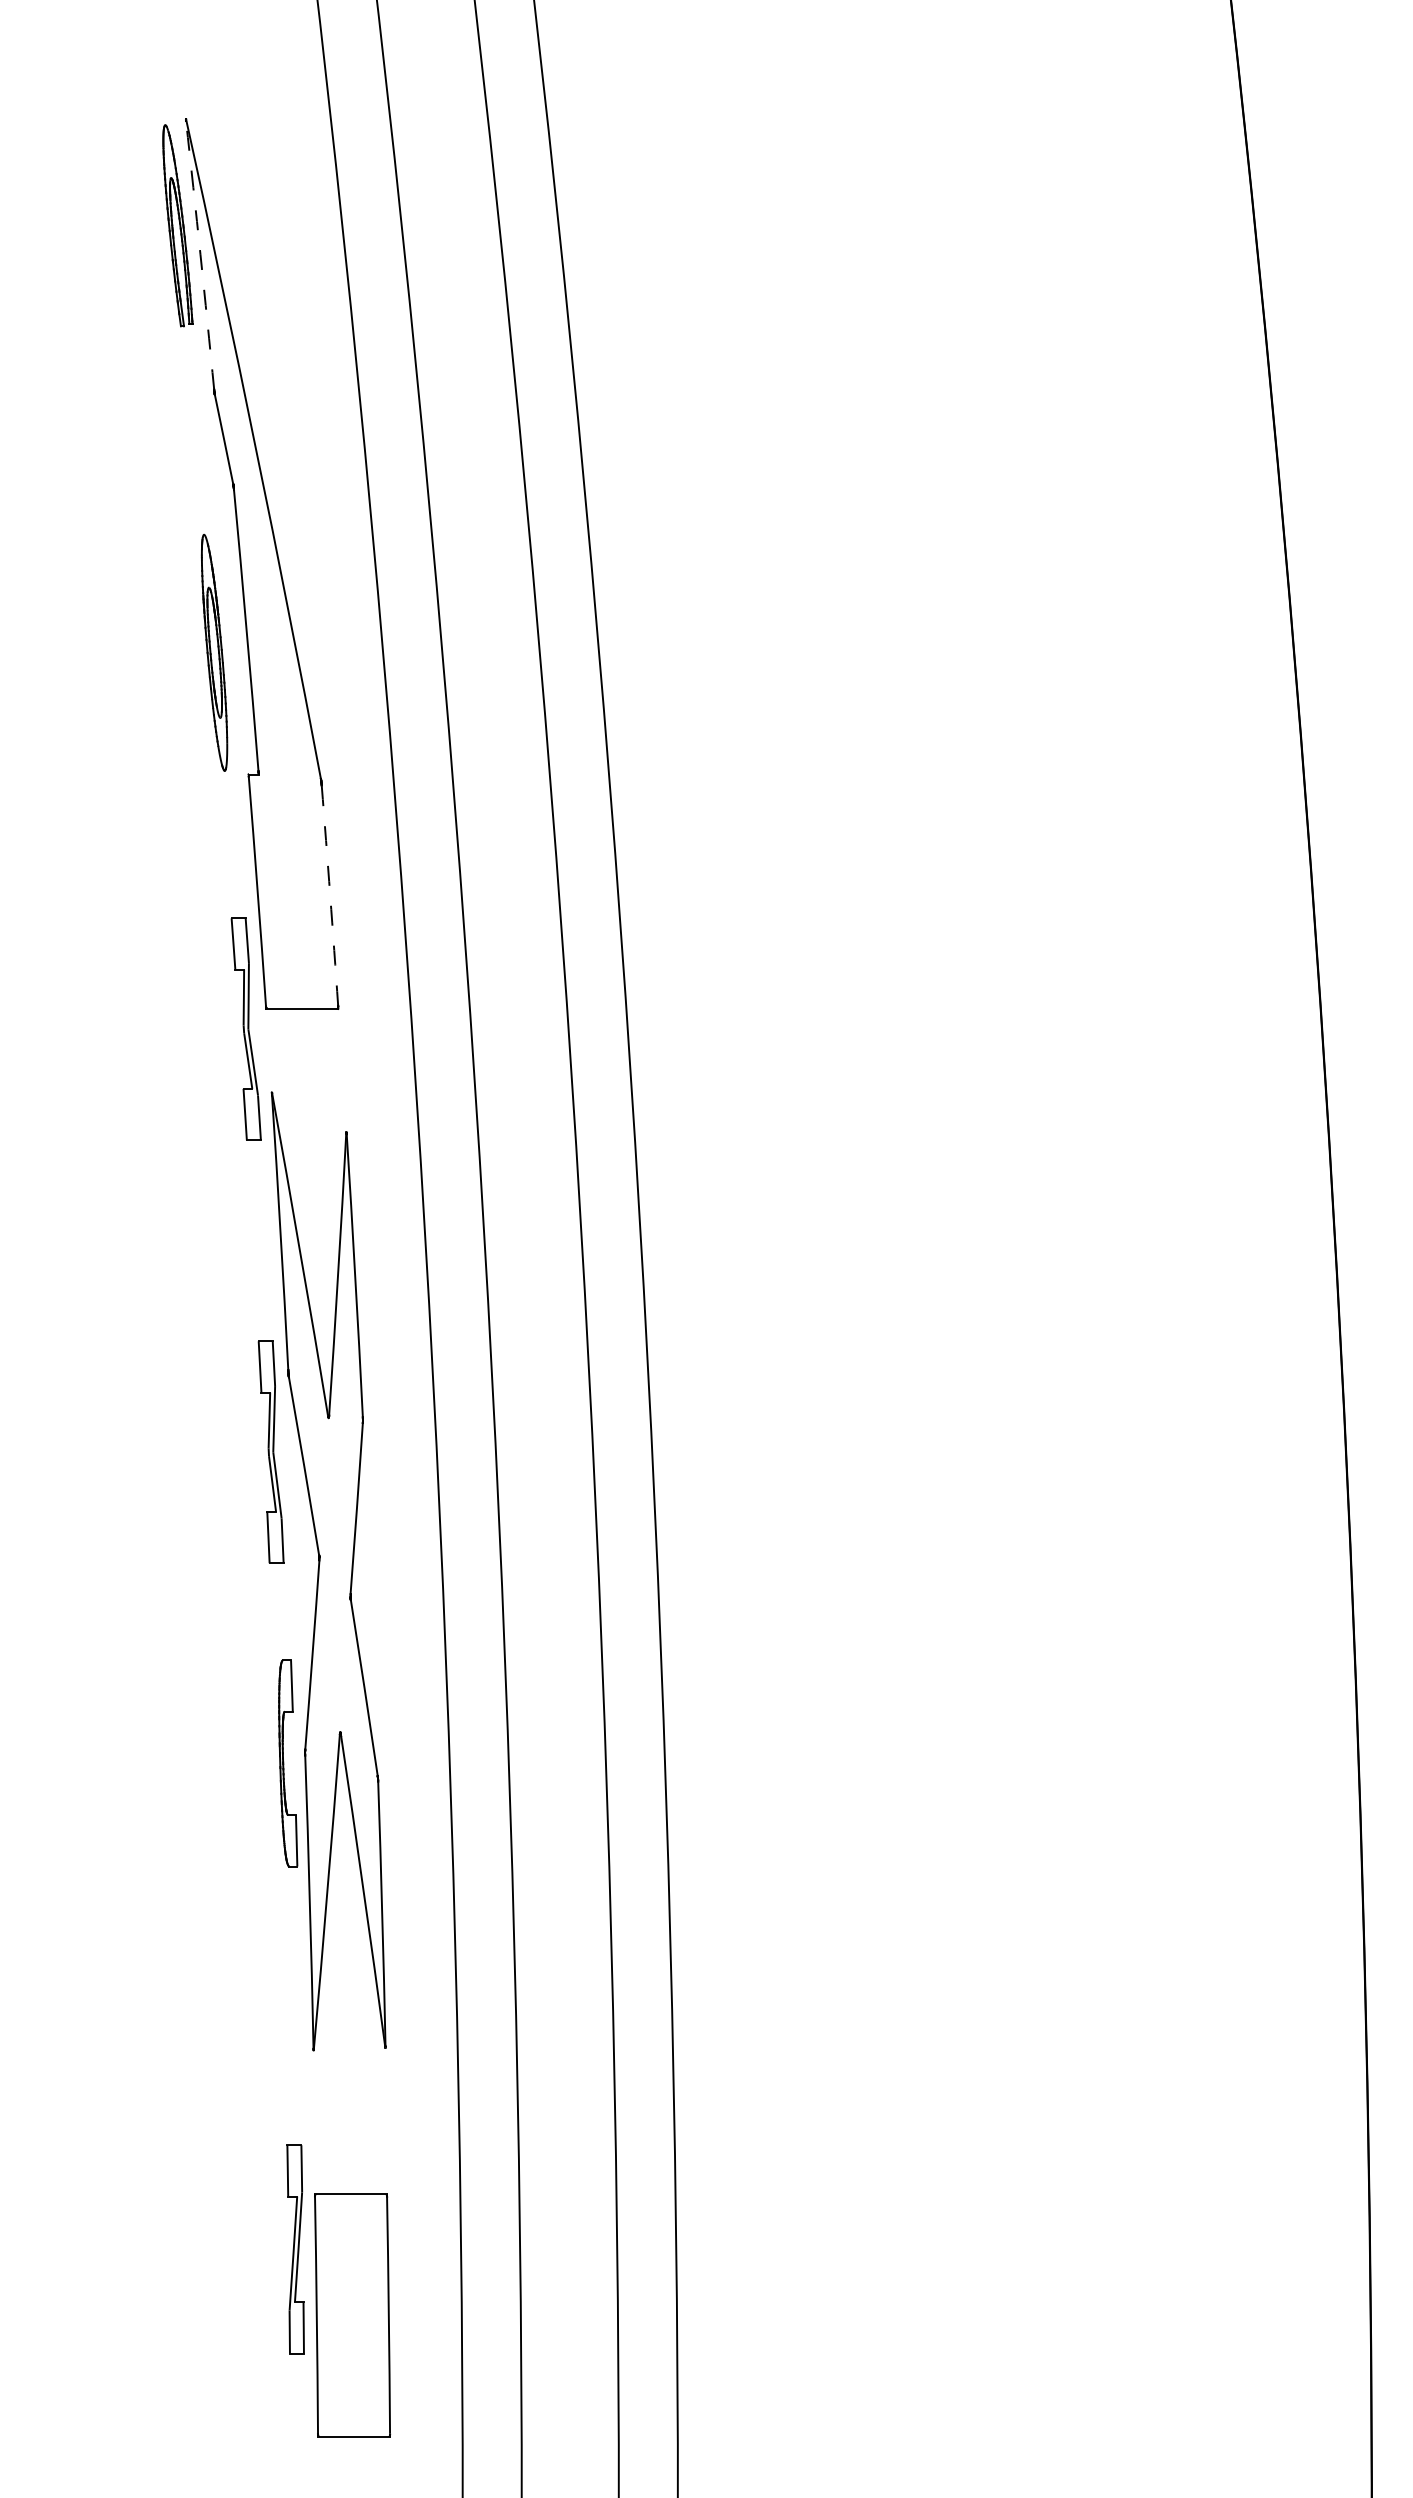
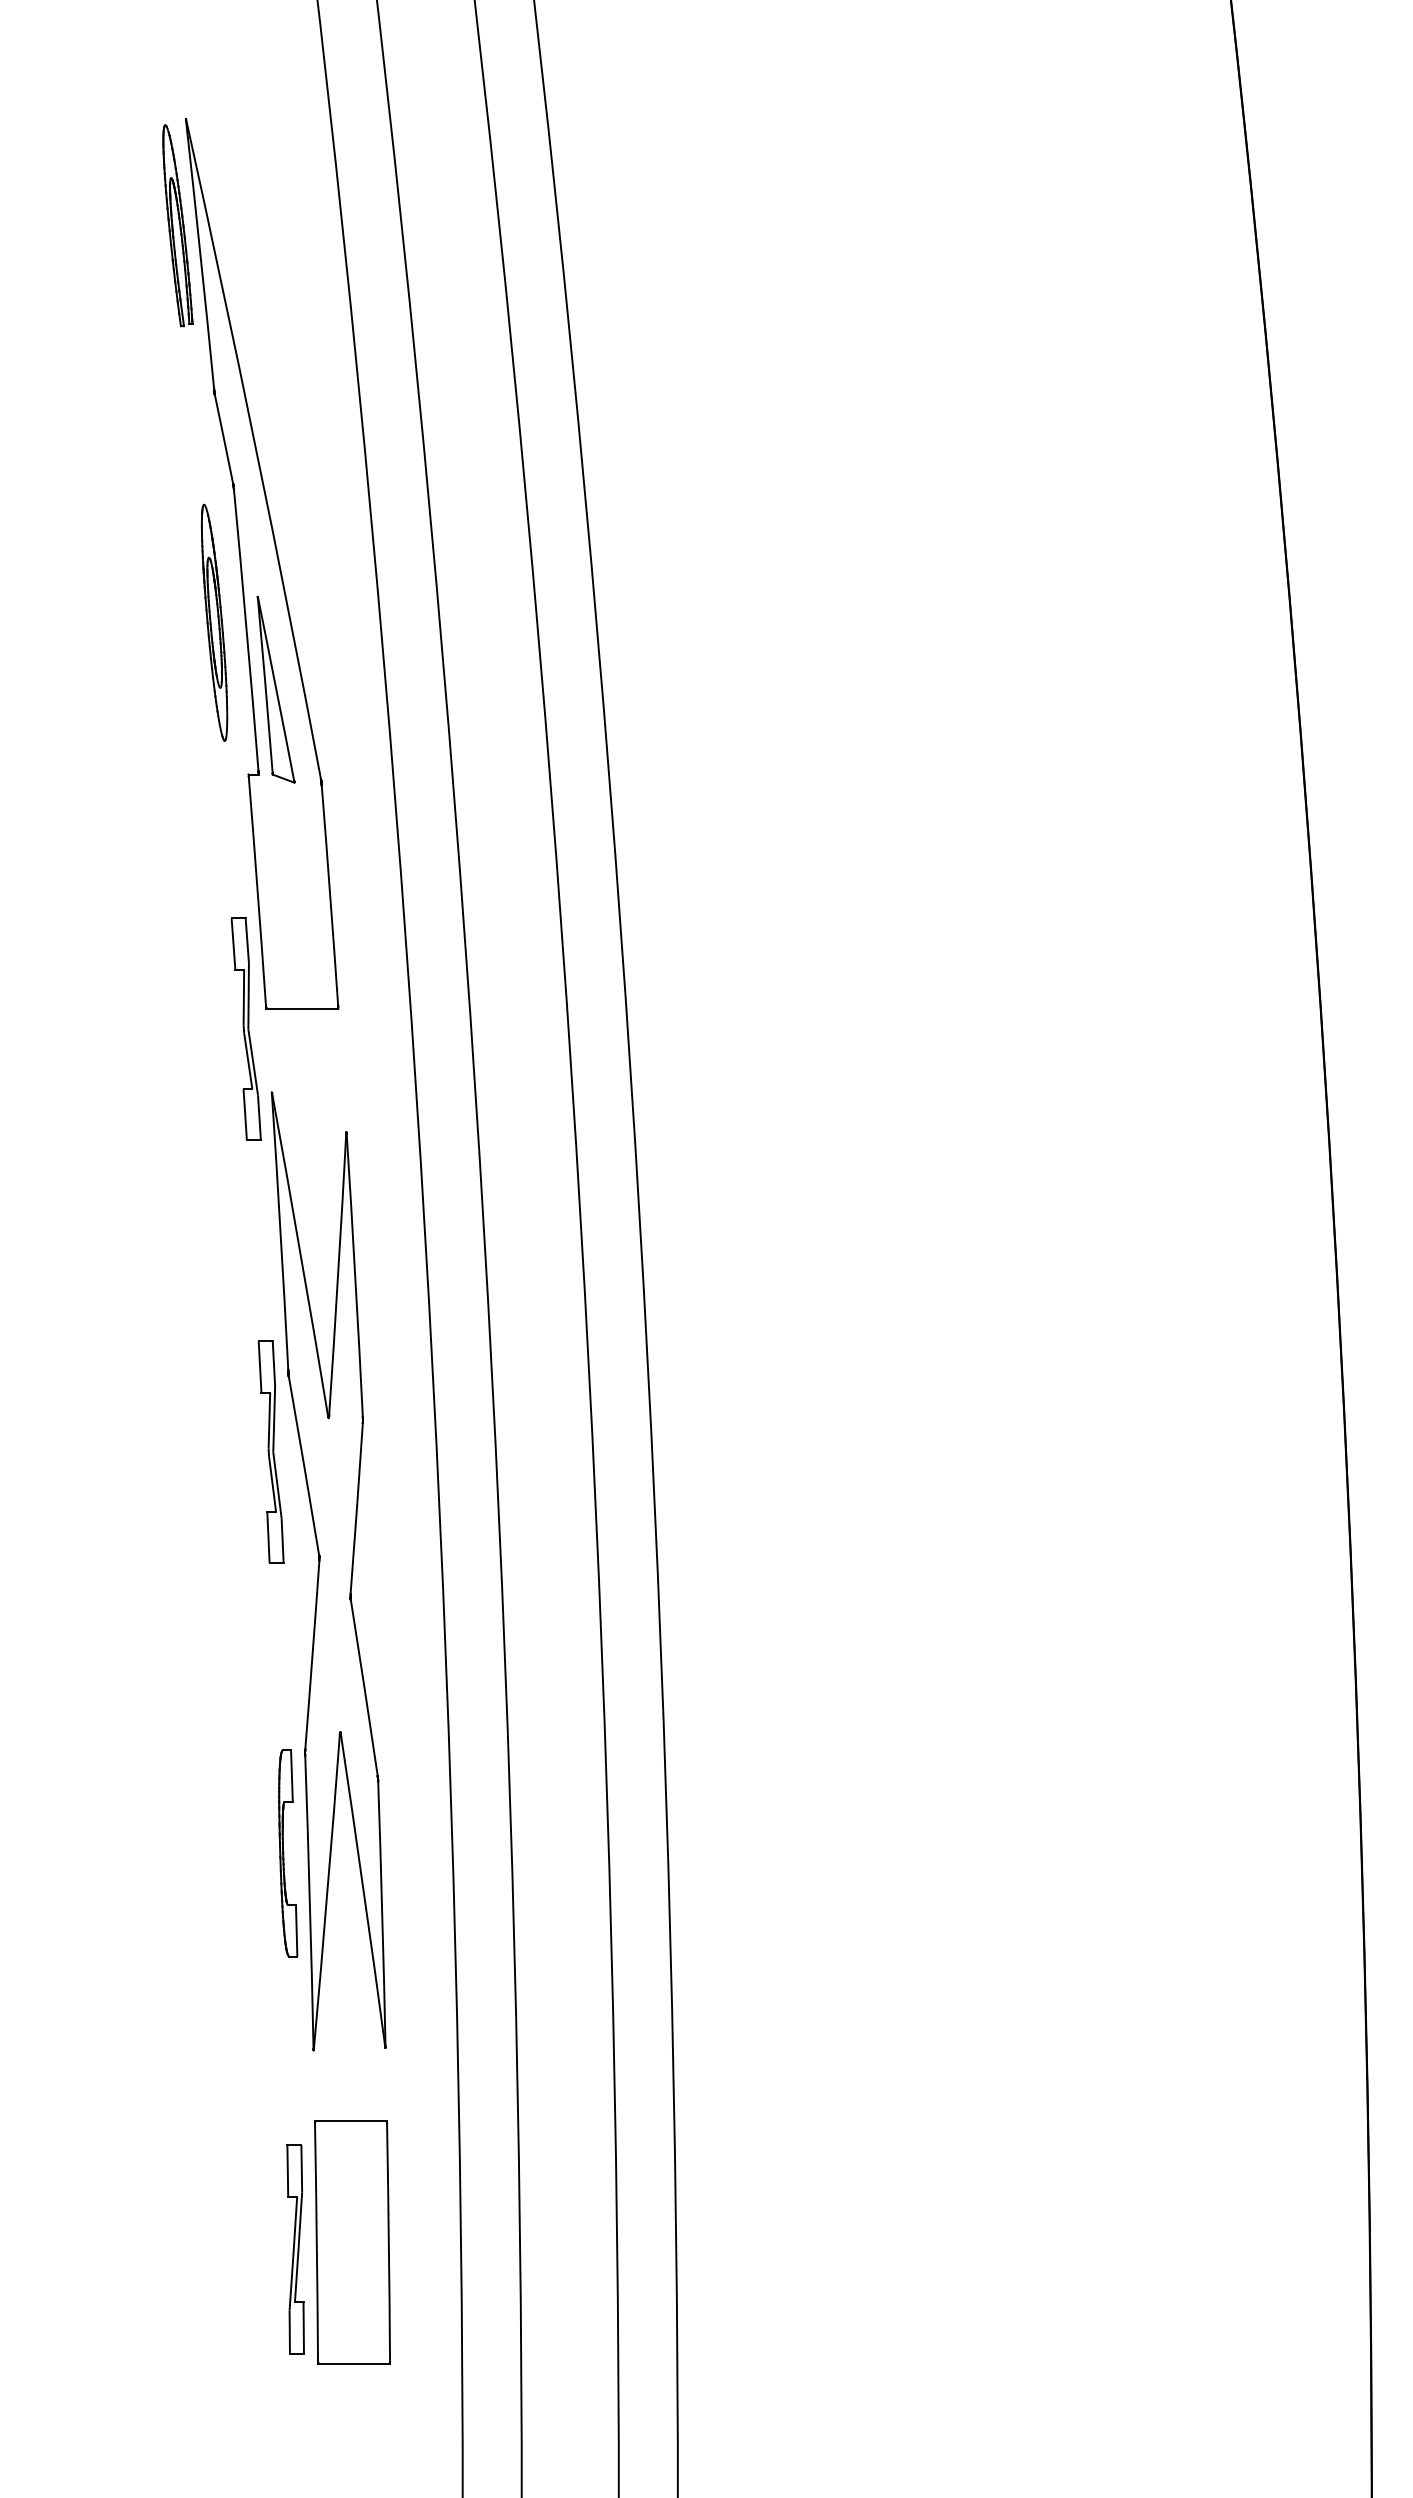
arc: dashed -> solid (200, 254)
part position: (214, 652) -> (214, 622) (214, 622)
part: none -> present (275, 689)
arc: dashed -> solid (330, 895)
part position: (288, 1763) -> (288, 1853) (288, 1853)
part position: (352, 2315) -> (352, 2242) (352, 2242)
